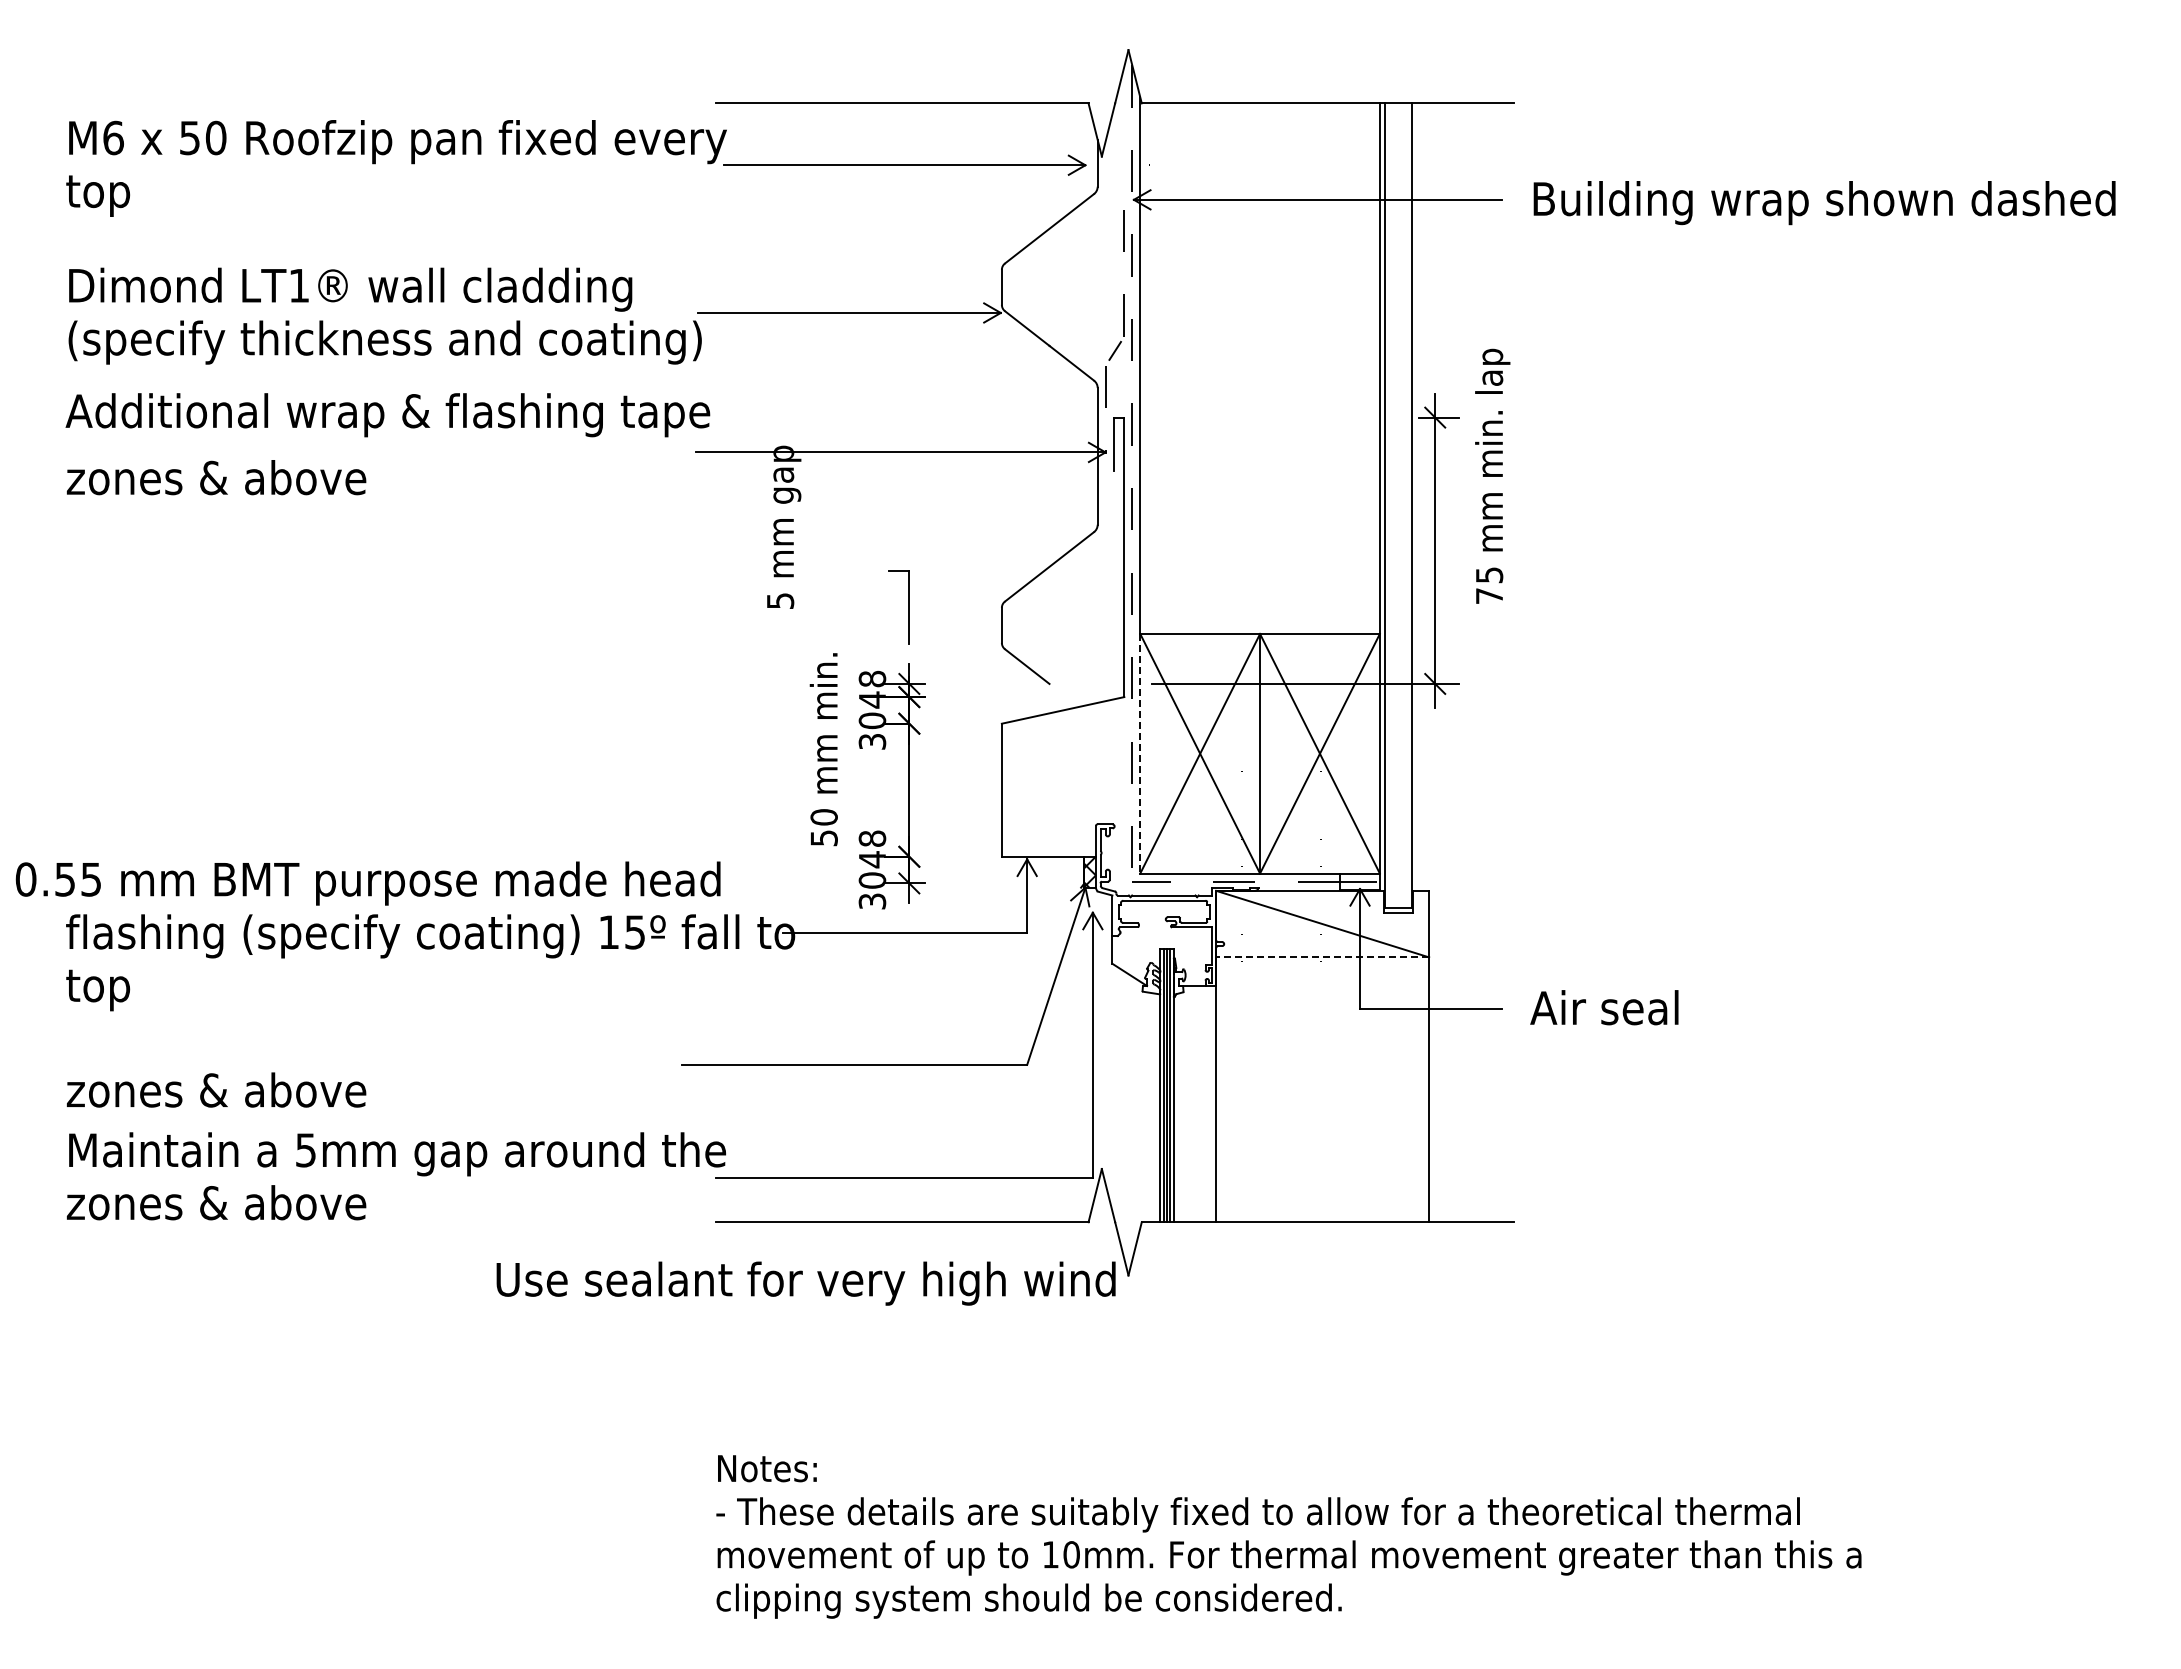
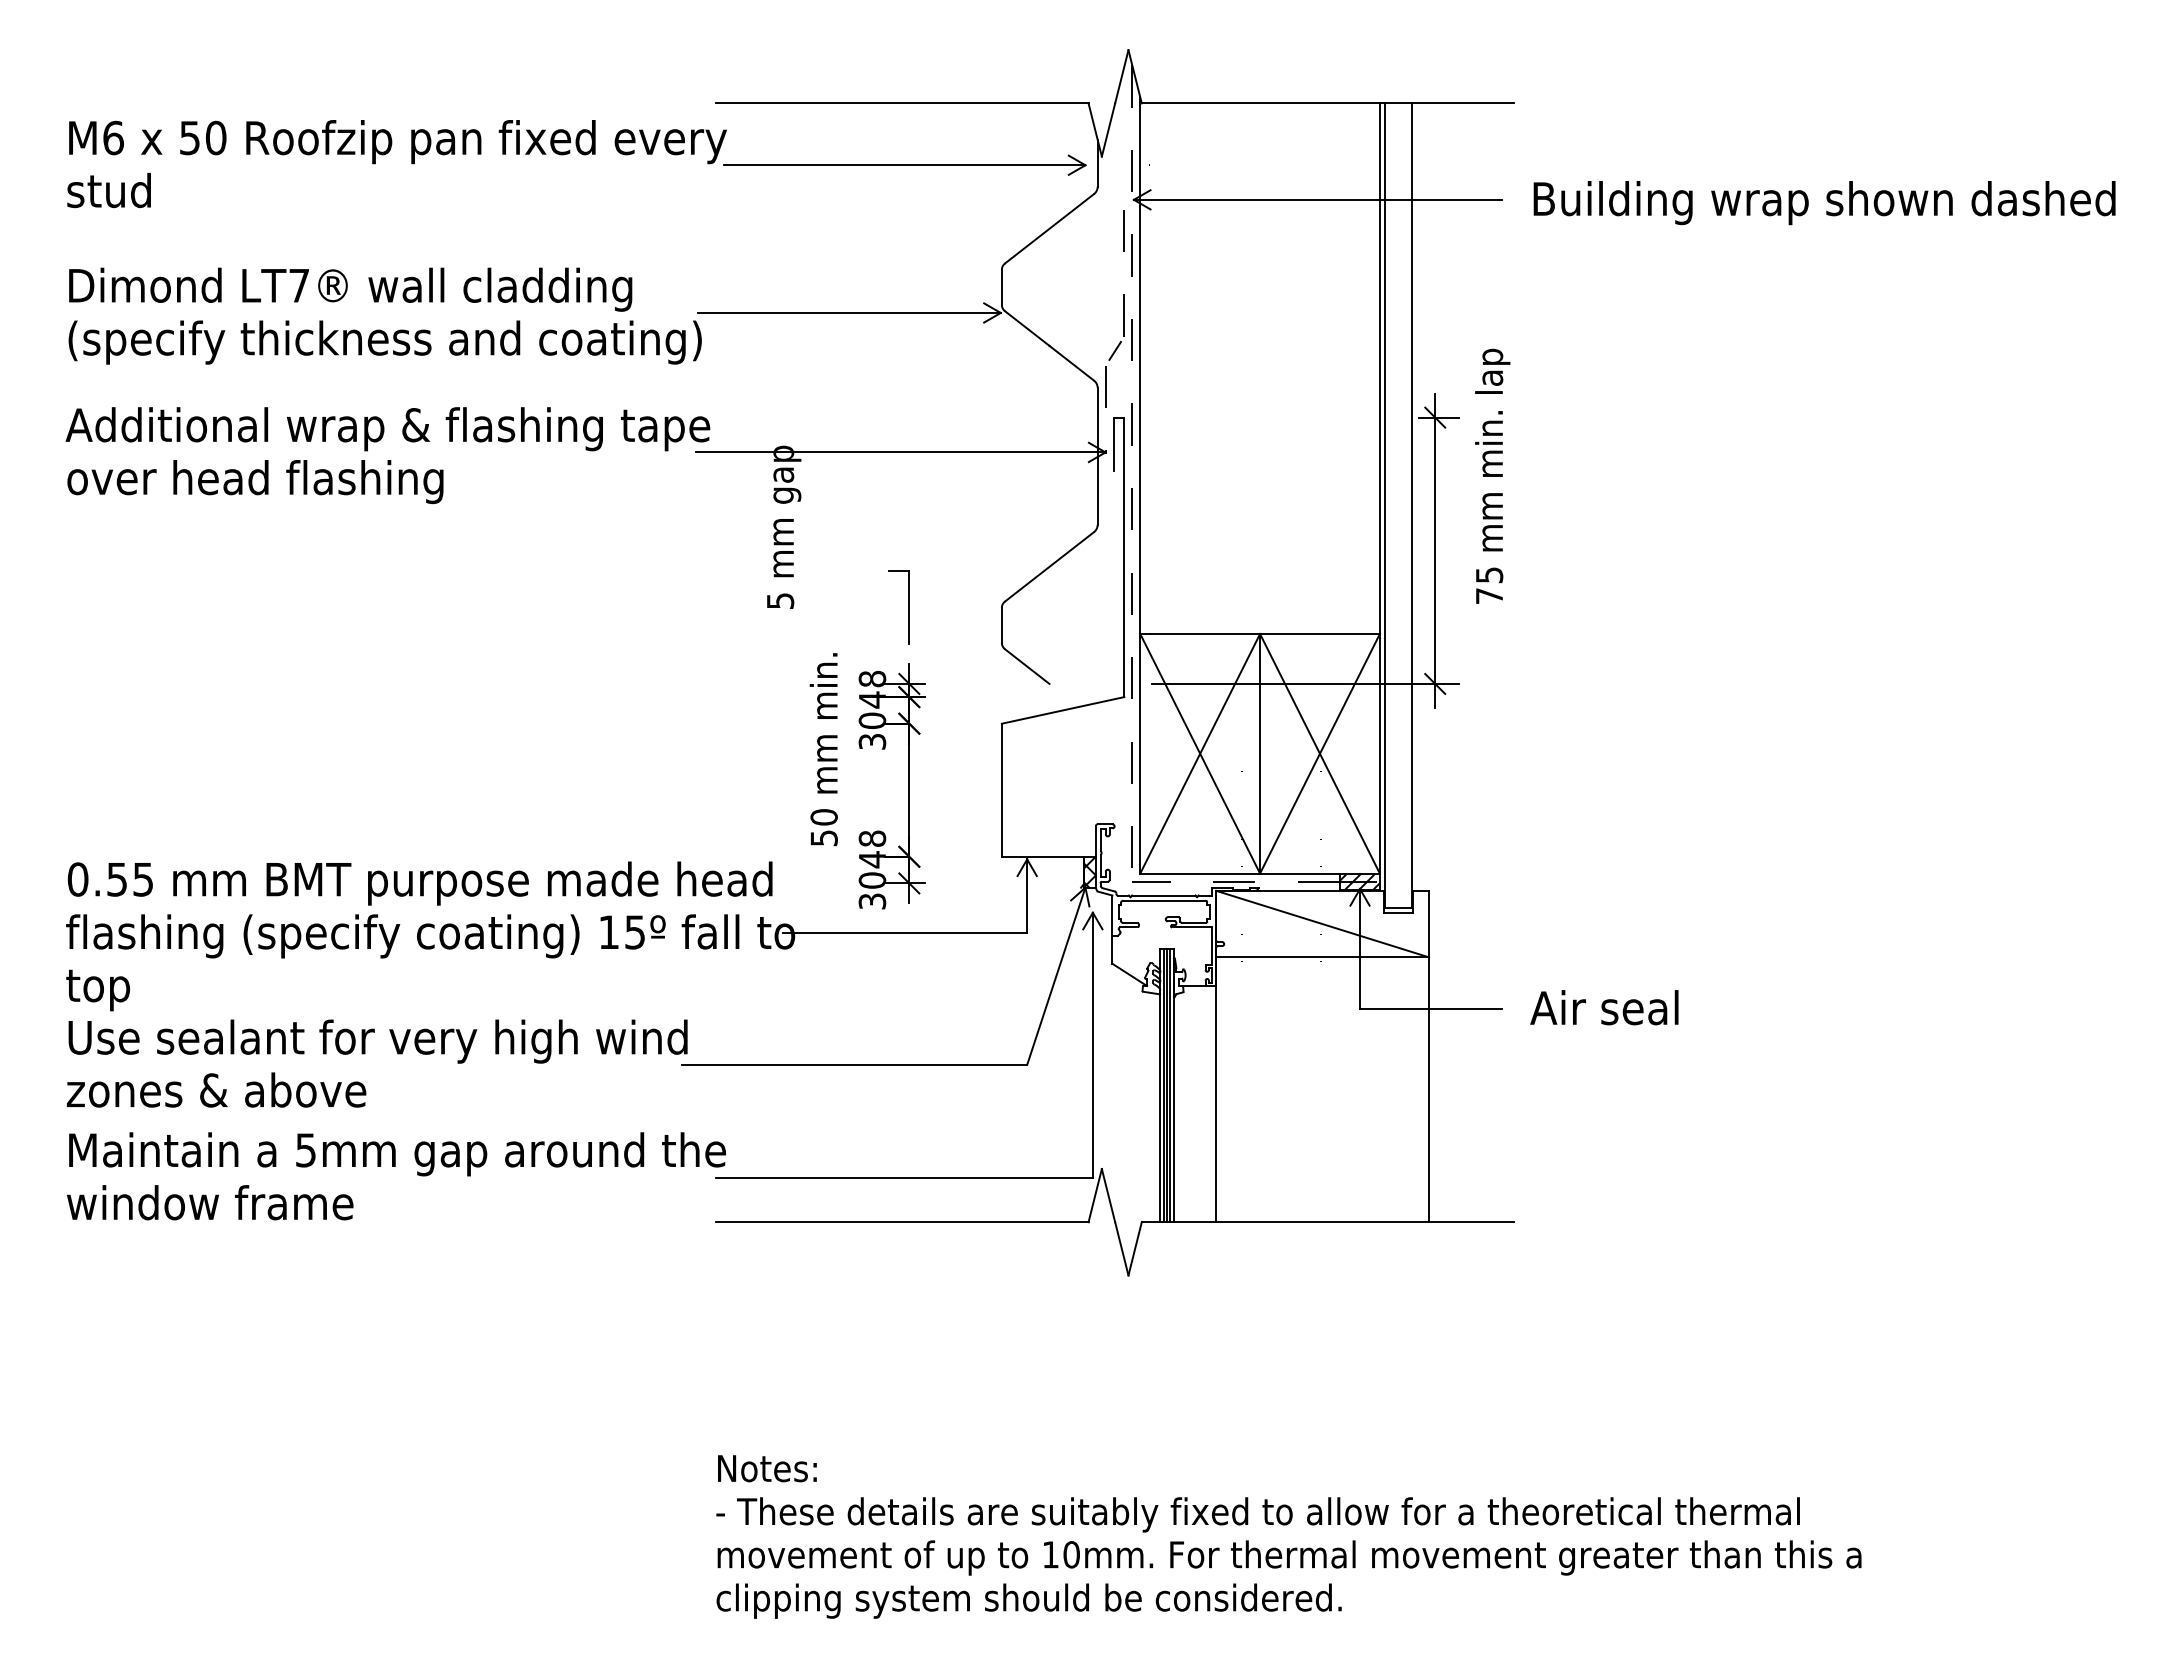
text: top -> stud (108, 194)
text: LT1® -> LT7® (298, 285)
text position: (387, 415) -> (387, 429) (387, 429)
text: zones & above -> over head flashing (254, 482)
line: dashed -> solid (1140, 753)
hatch: none -> present (1359, 881)
text position: (367, 883) -> (419, 883) (419, 883)
line: dashed -> solid (1322, 957)
text: zones & above -> window frame (216, 1202)
text position: (805, 1283) -> (377, 1041) (377, 1041)
